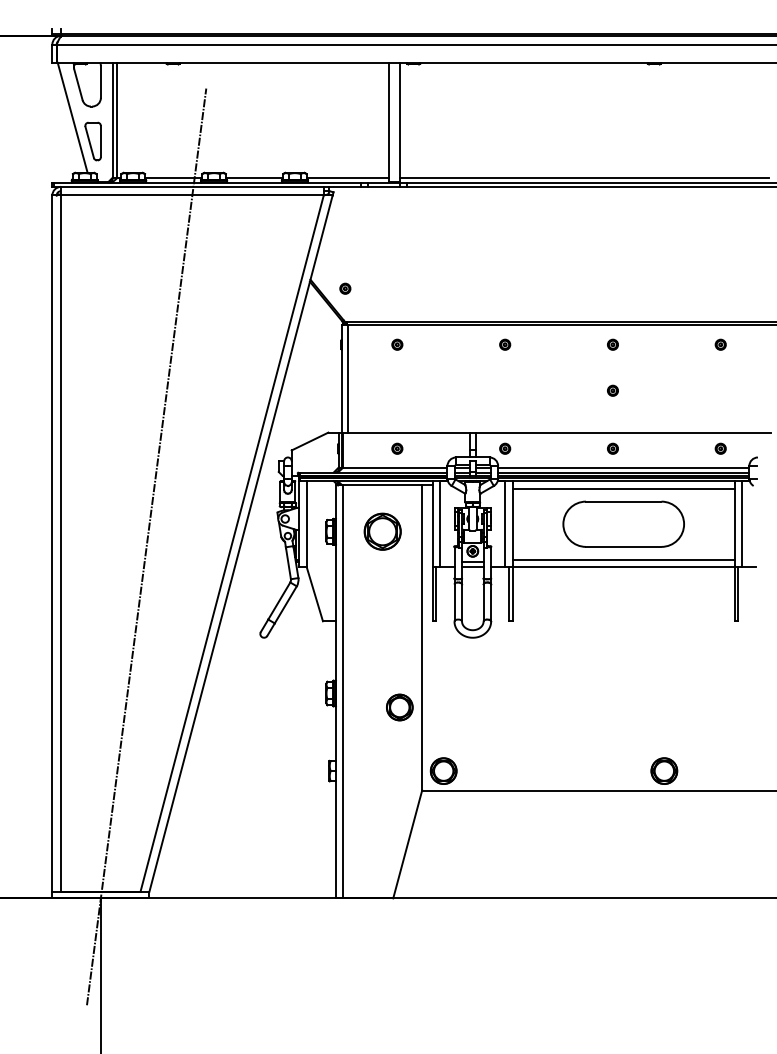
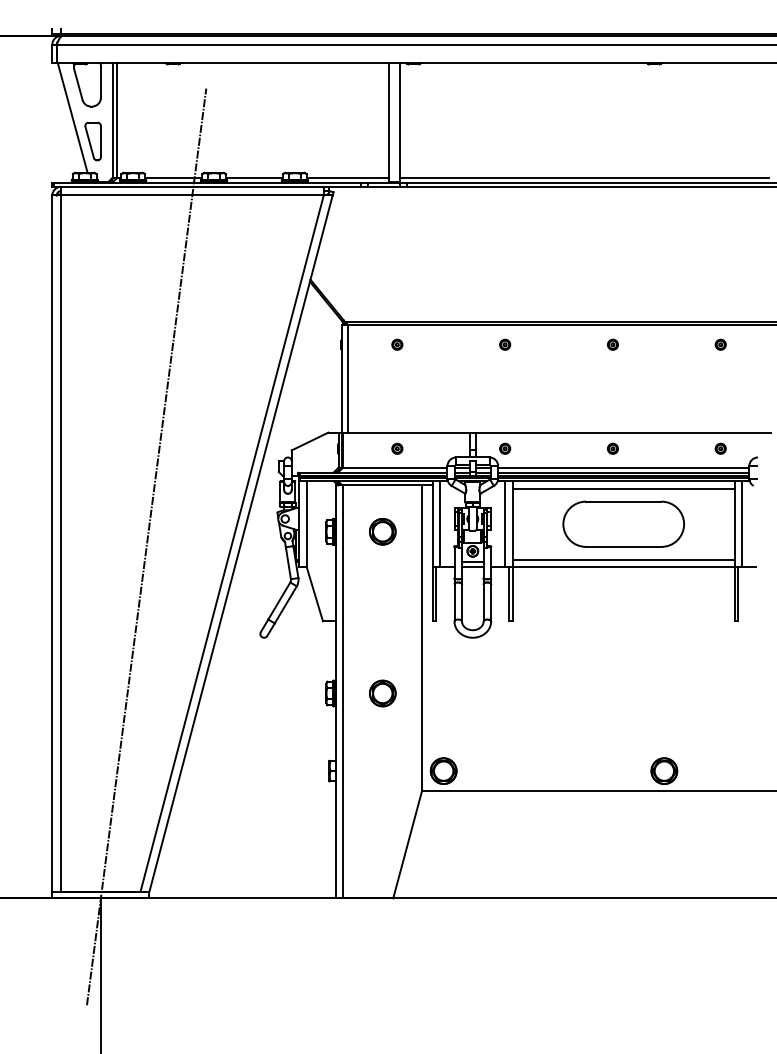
part: present -> none (345, 288)
part: present -> none (612, 390)
part size: 39x39 px -> 28x28 px (382, 531)
part position: (399, 707) -> (382, 693) (382, 693)
